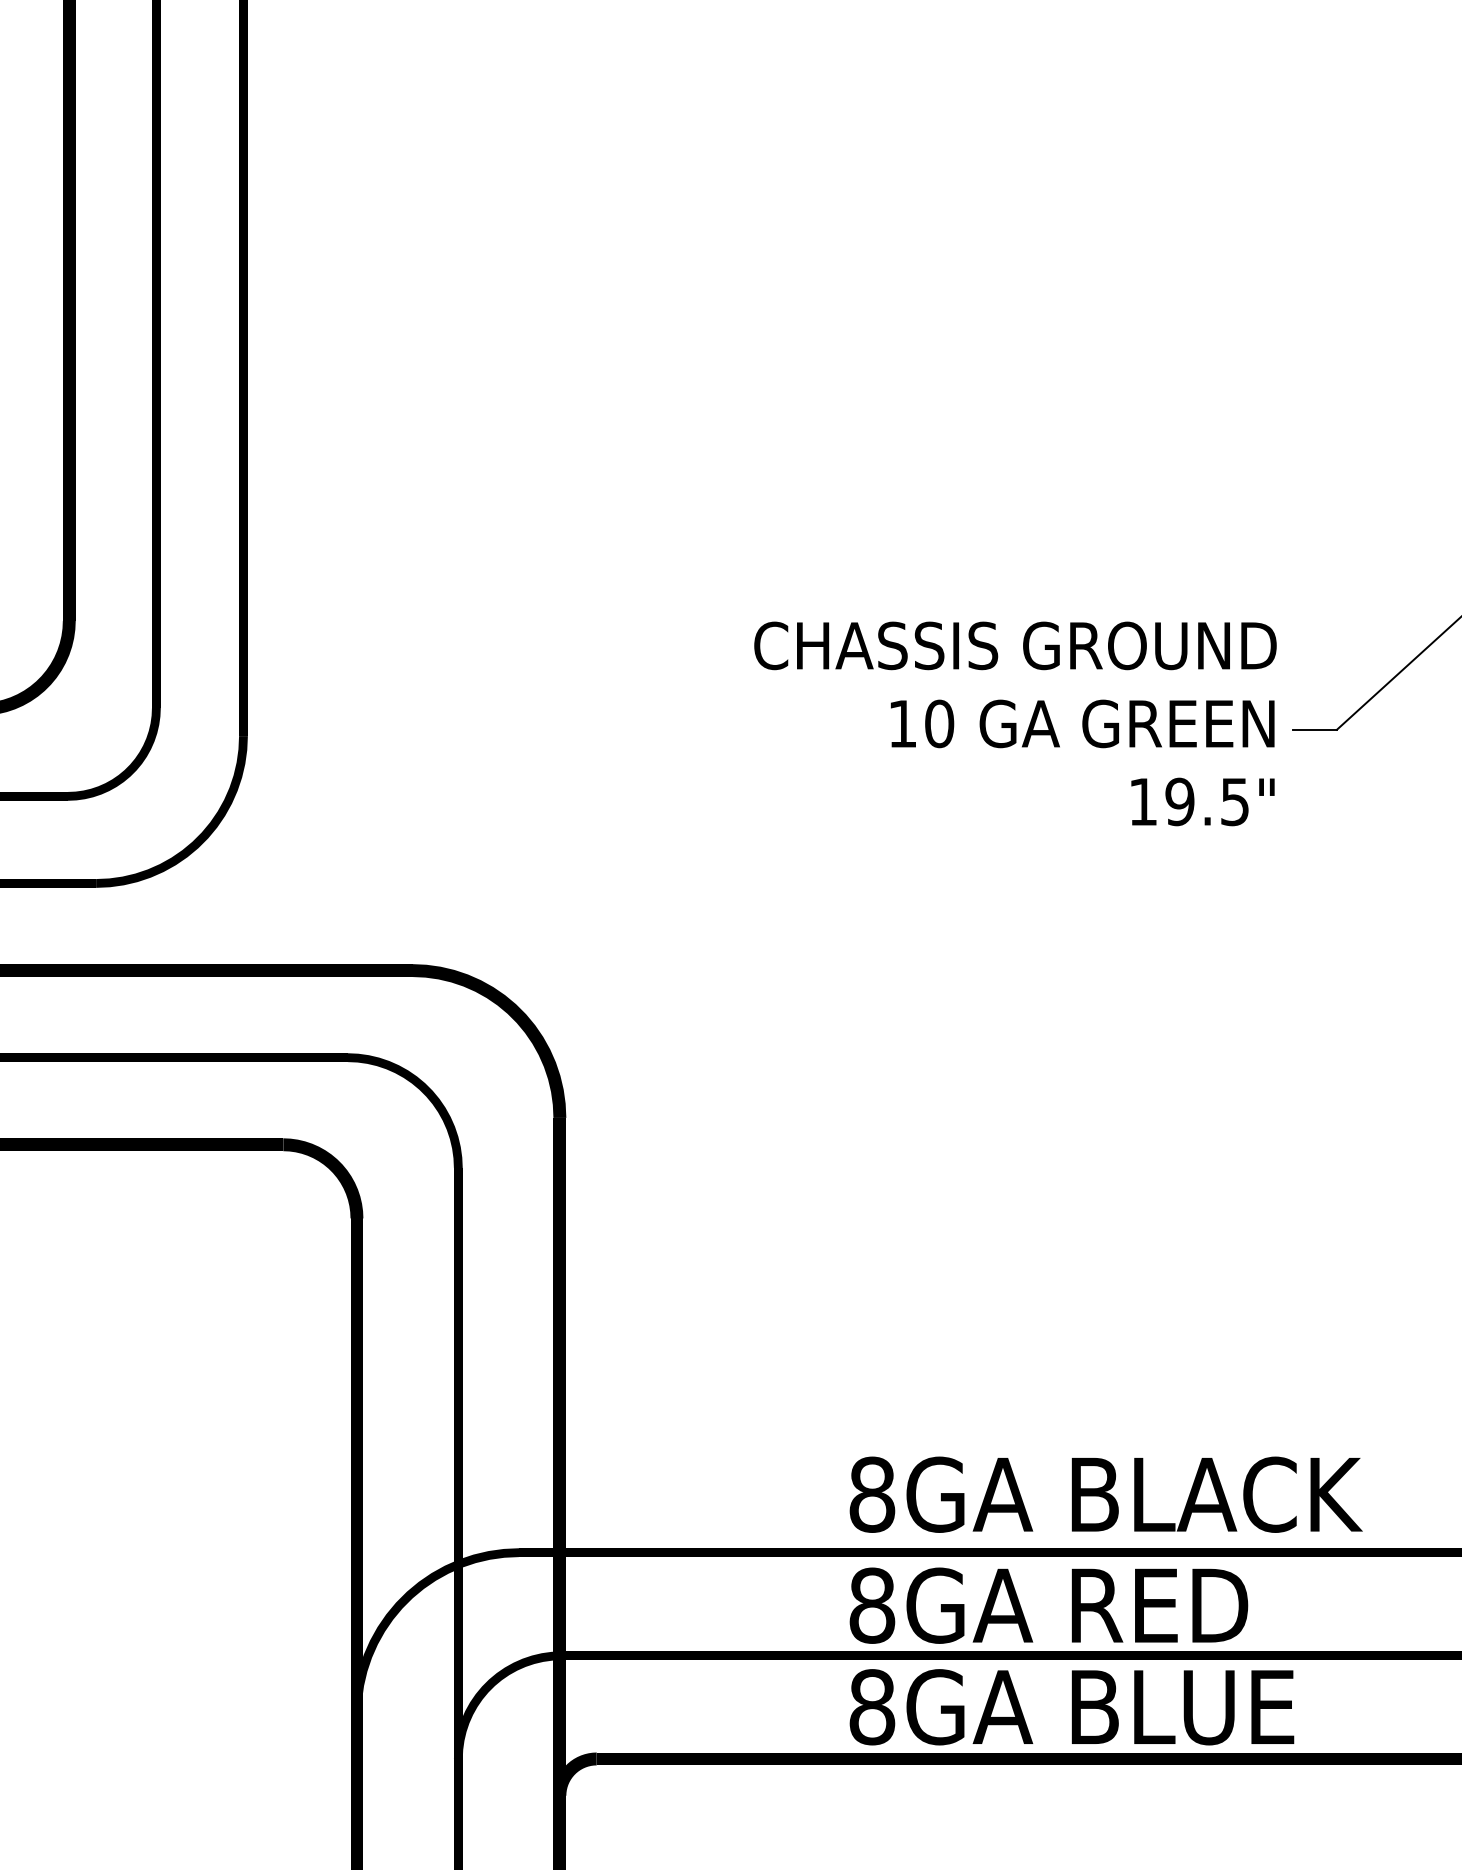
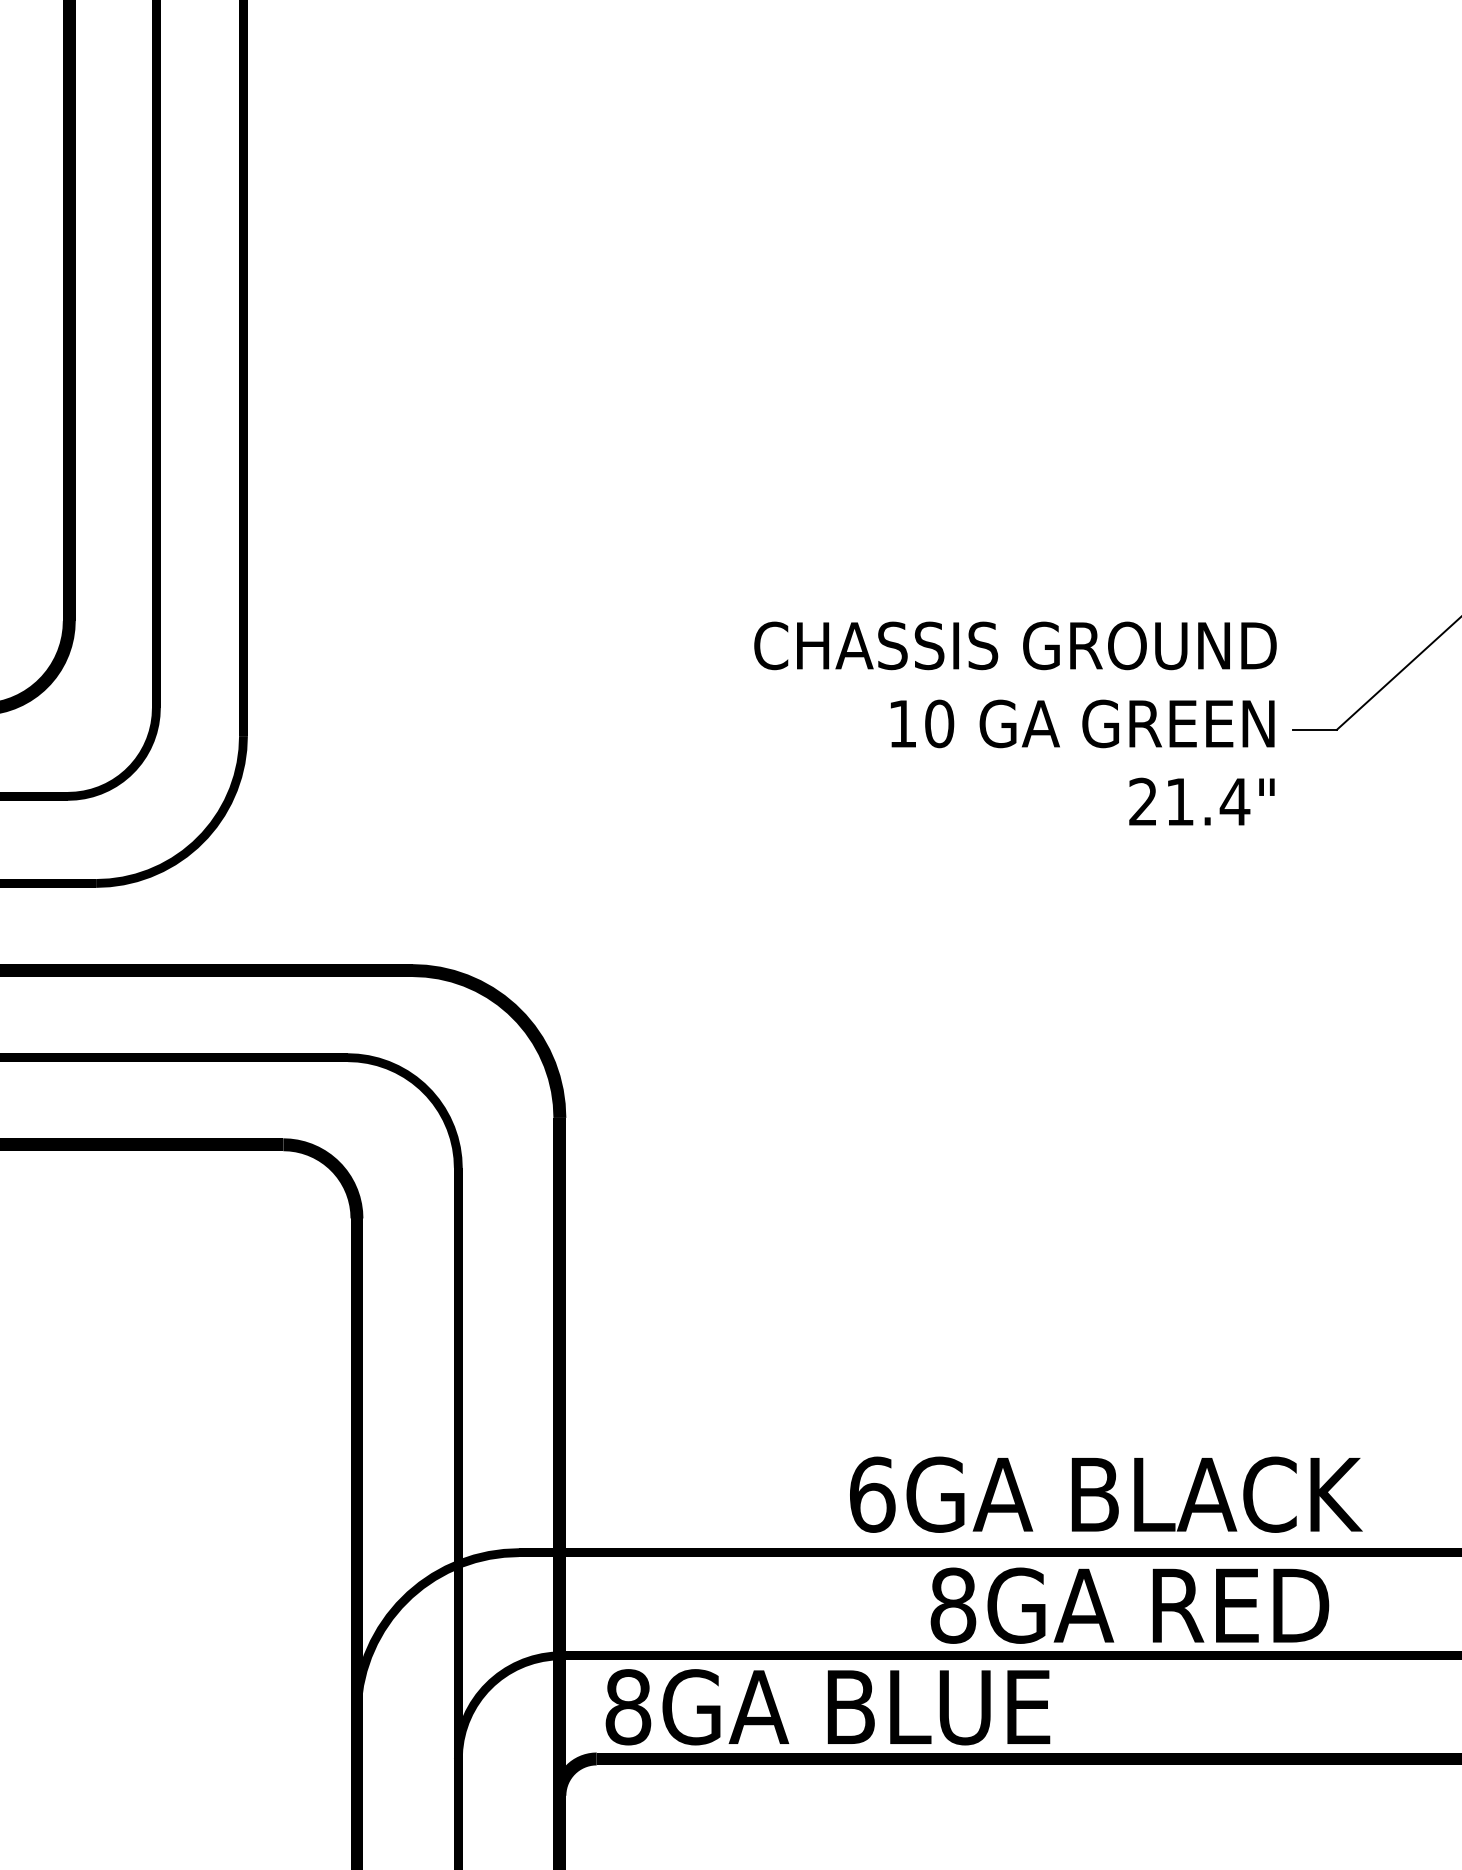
text: 19.5" -> 21.4" (1189, 801)
text: 8GA -> 6GA (872, 1494)
text position: (1048, 1605) -> (1129, 1605) (1129, 1605)
text position: (1071, 1707) -> (827, 1707) (827, 1707)
